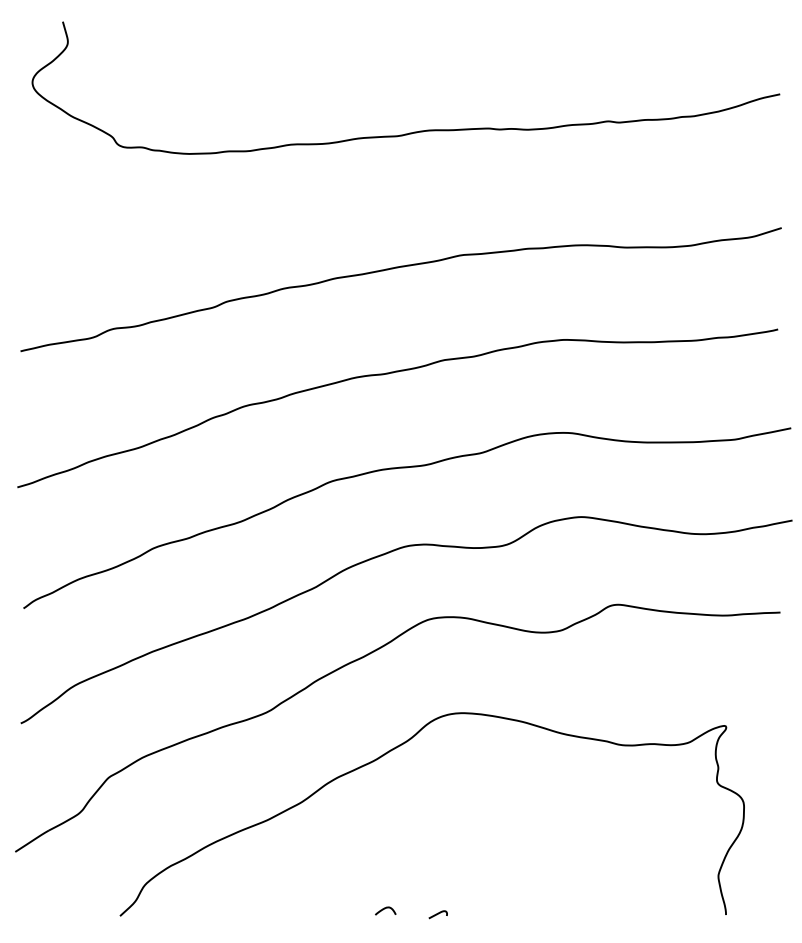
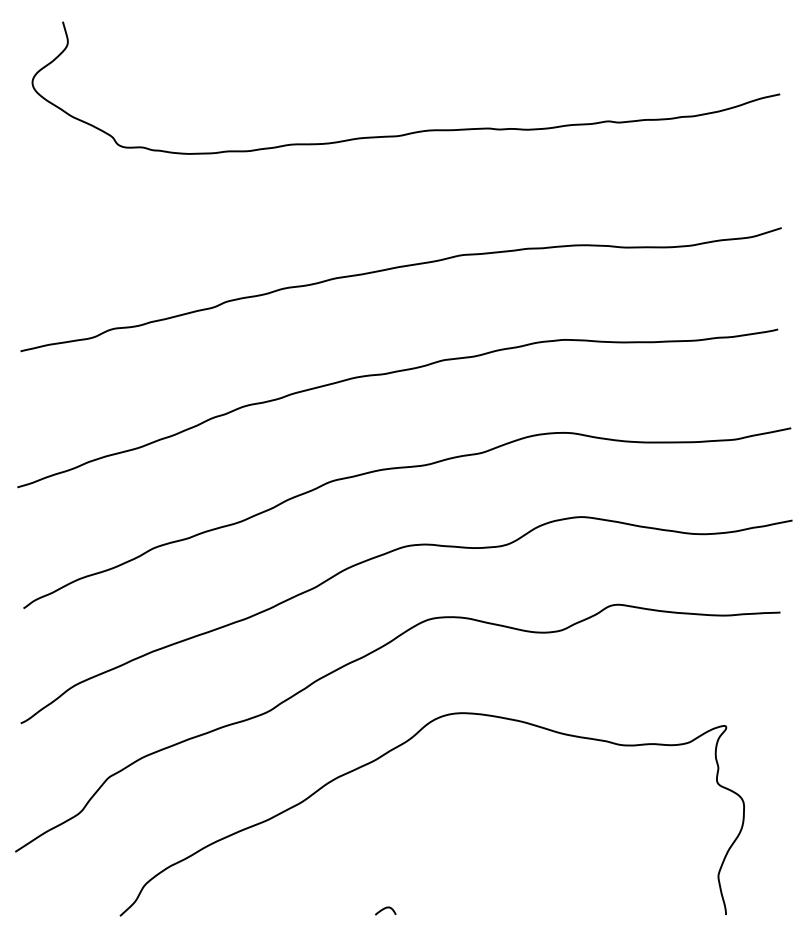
curve: present -> none (437, 914)
